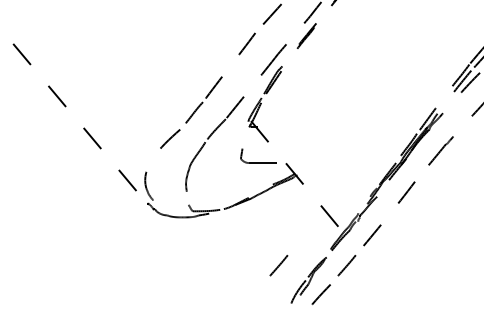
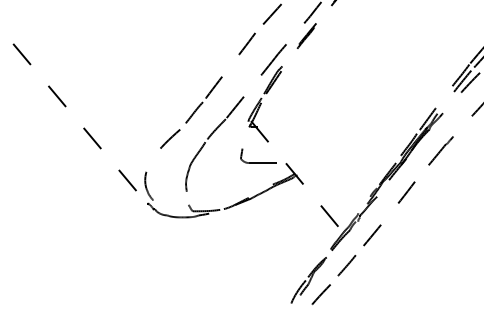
line: present -> none (278, 265)
